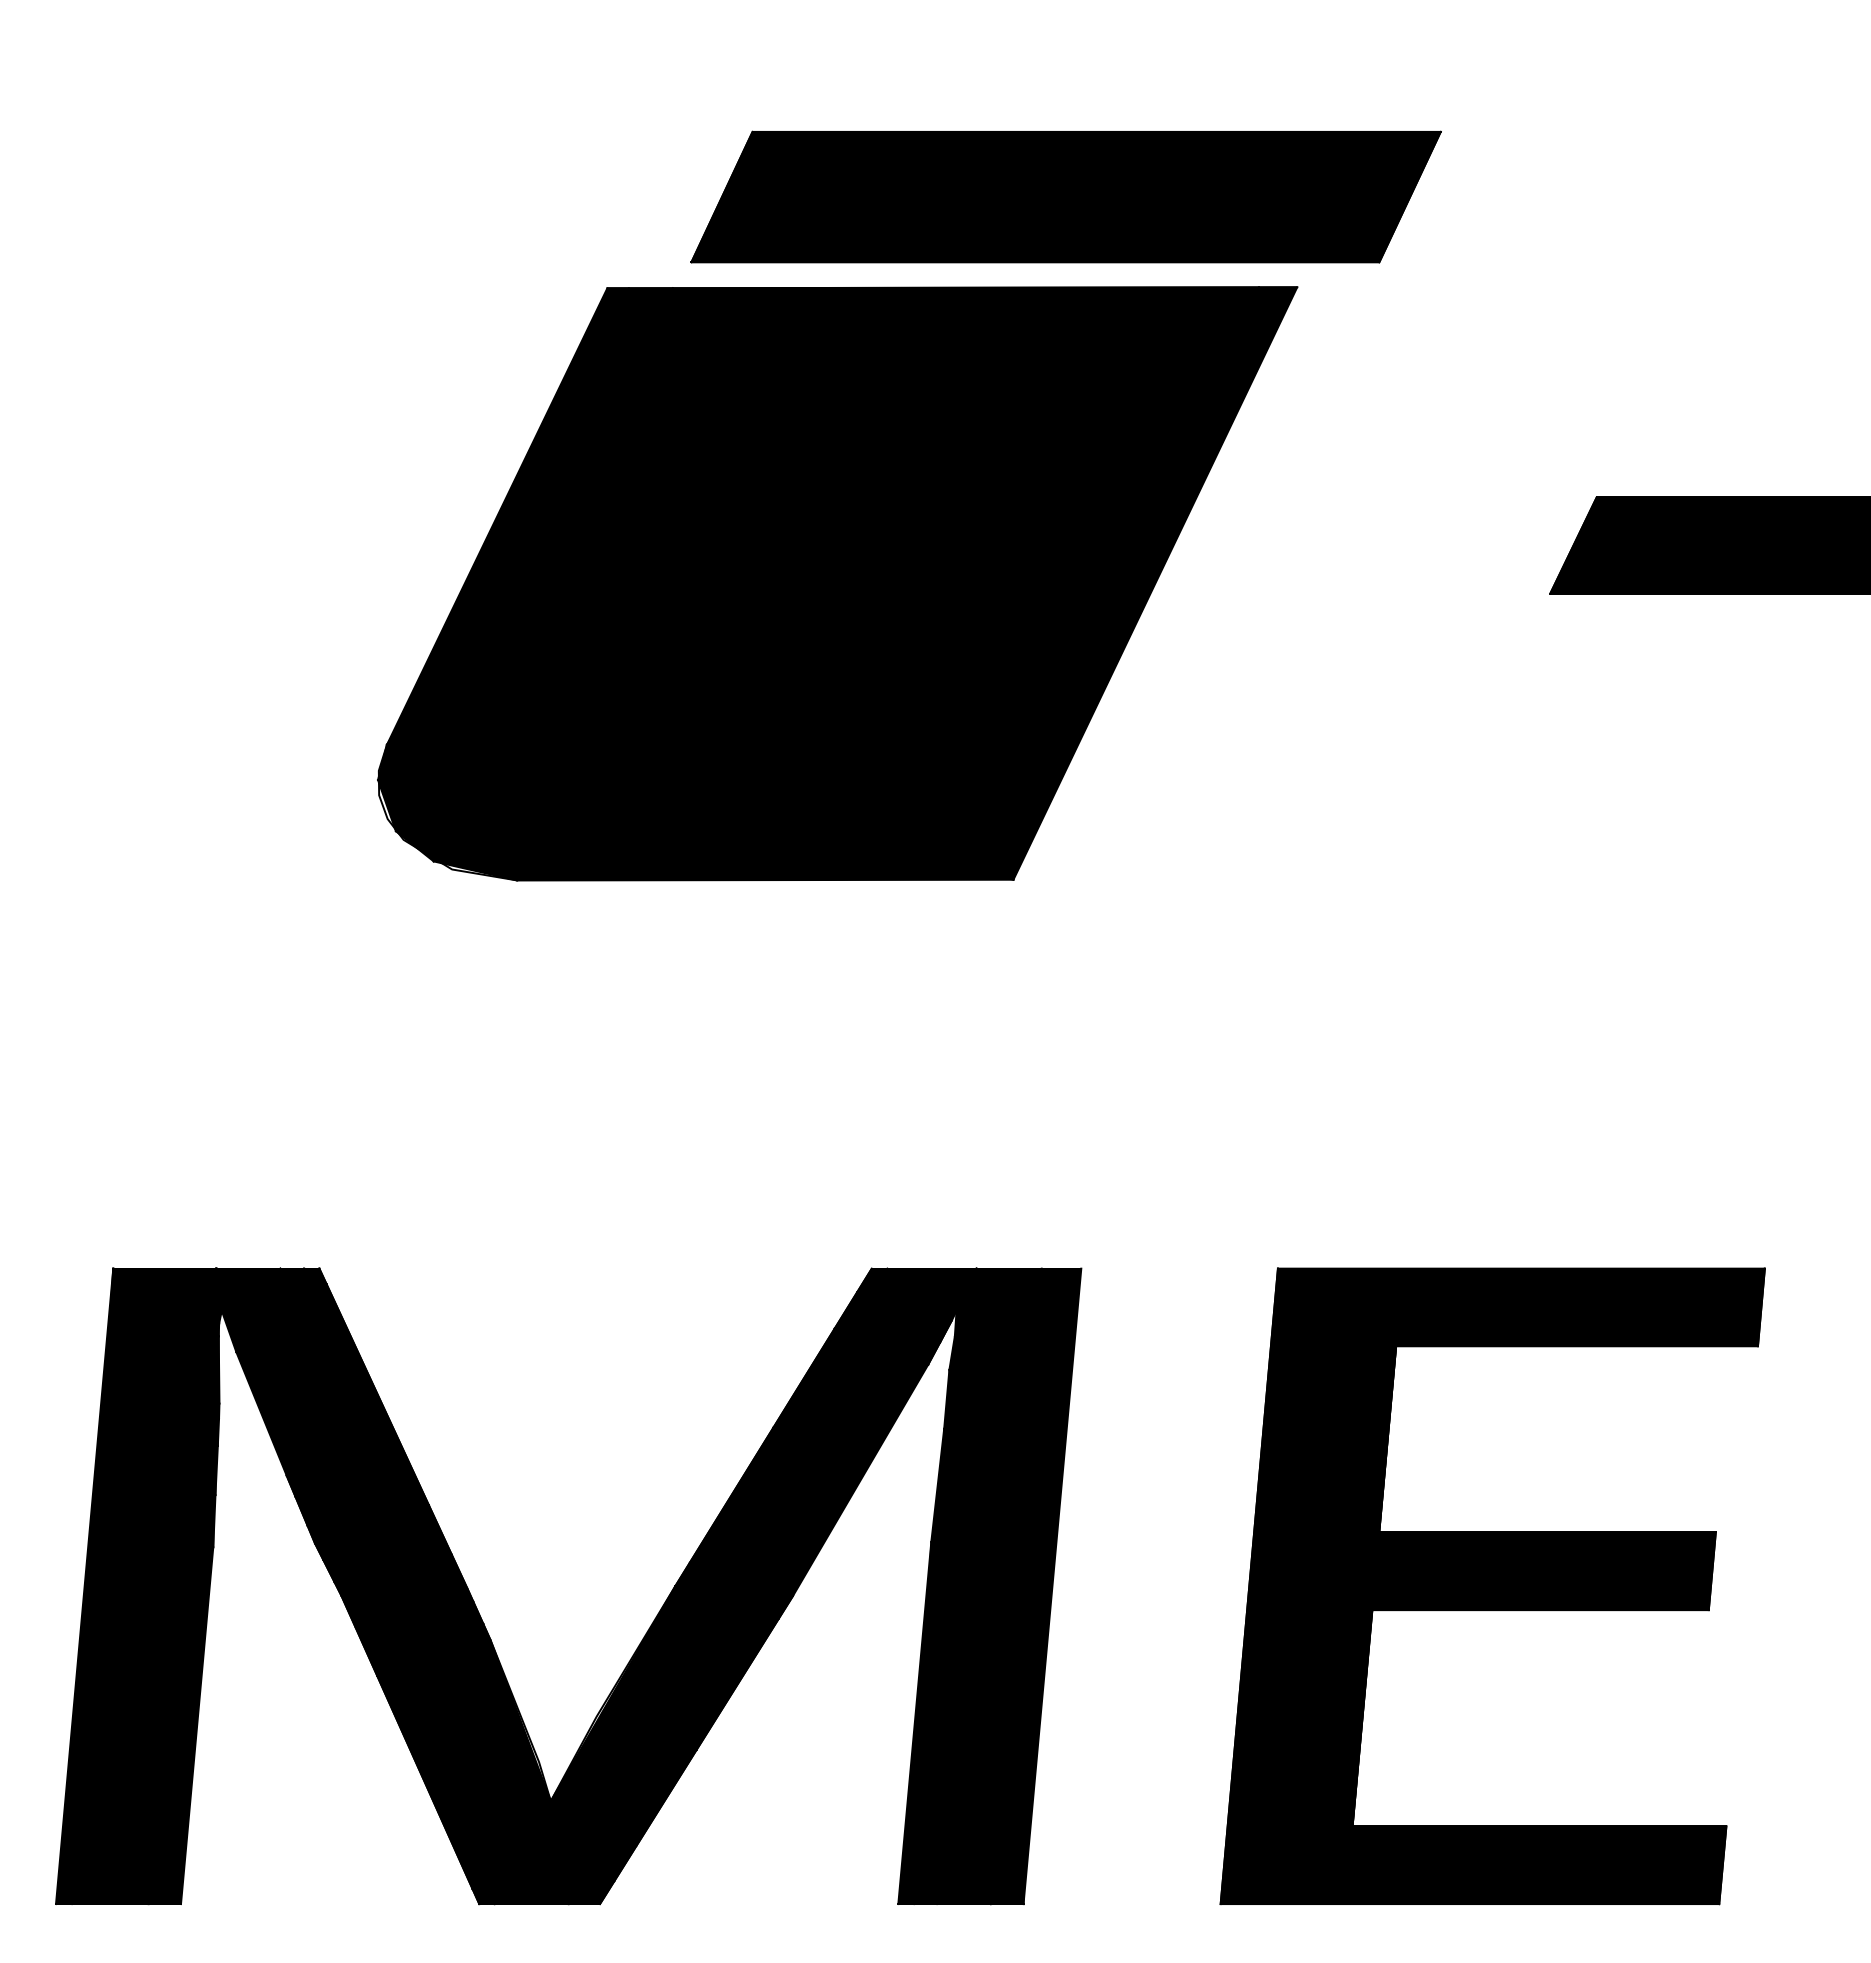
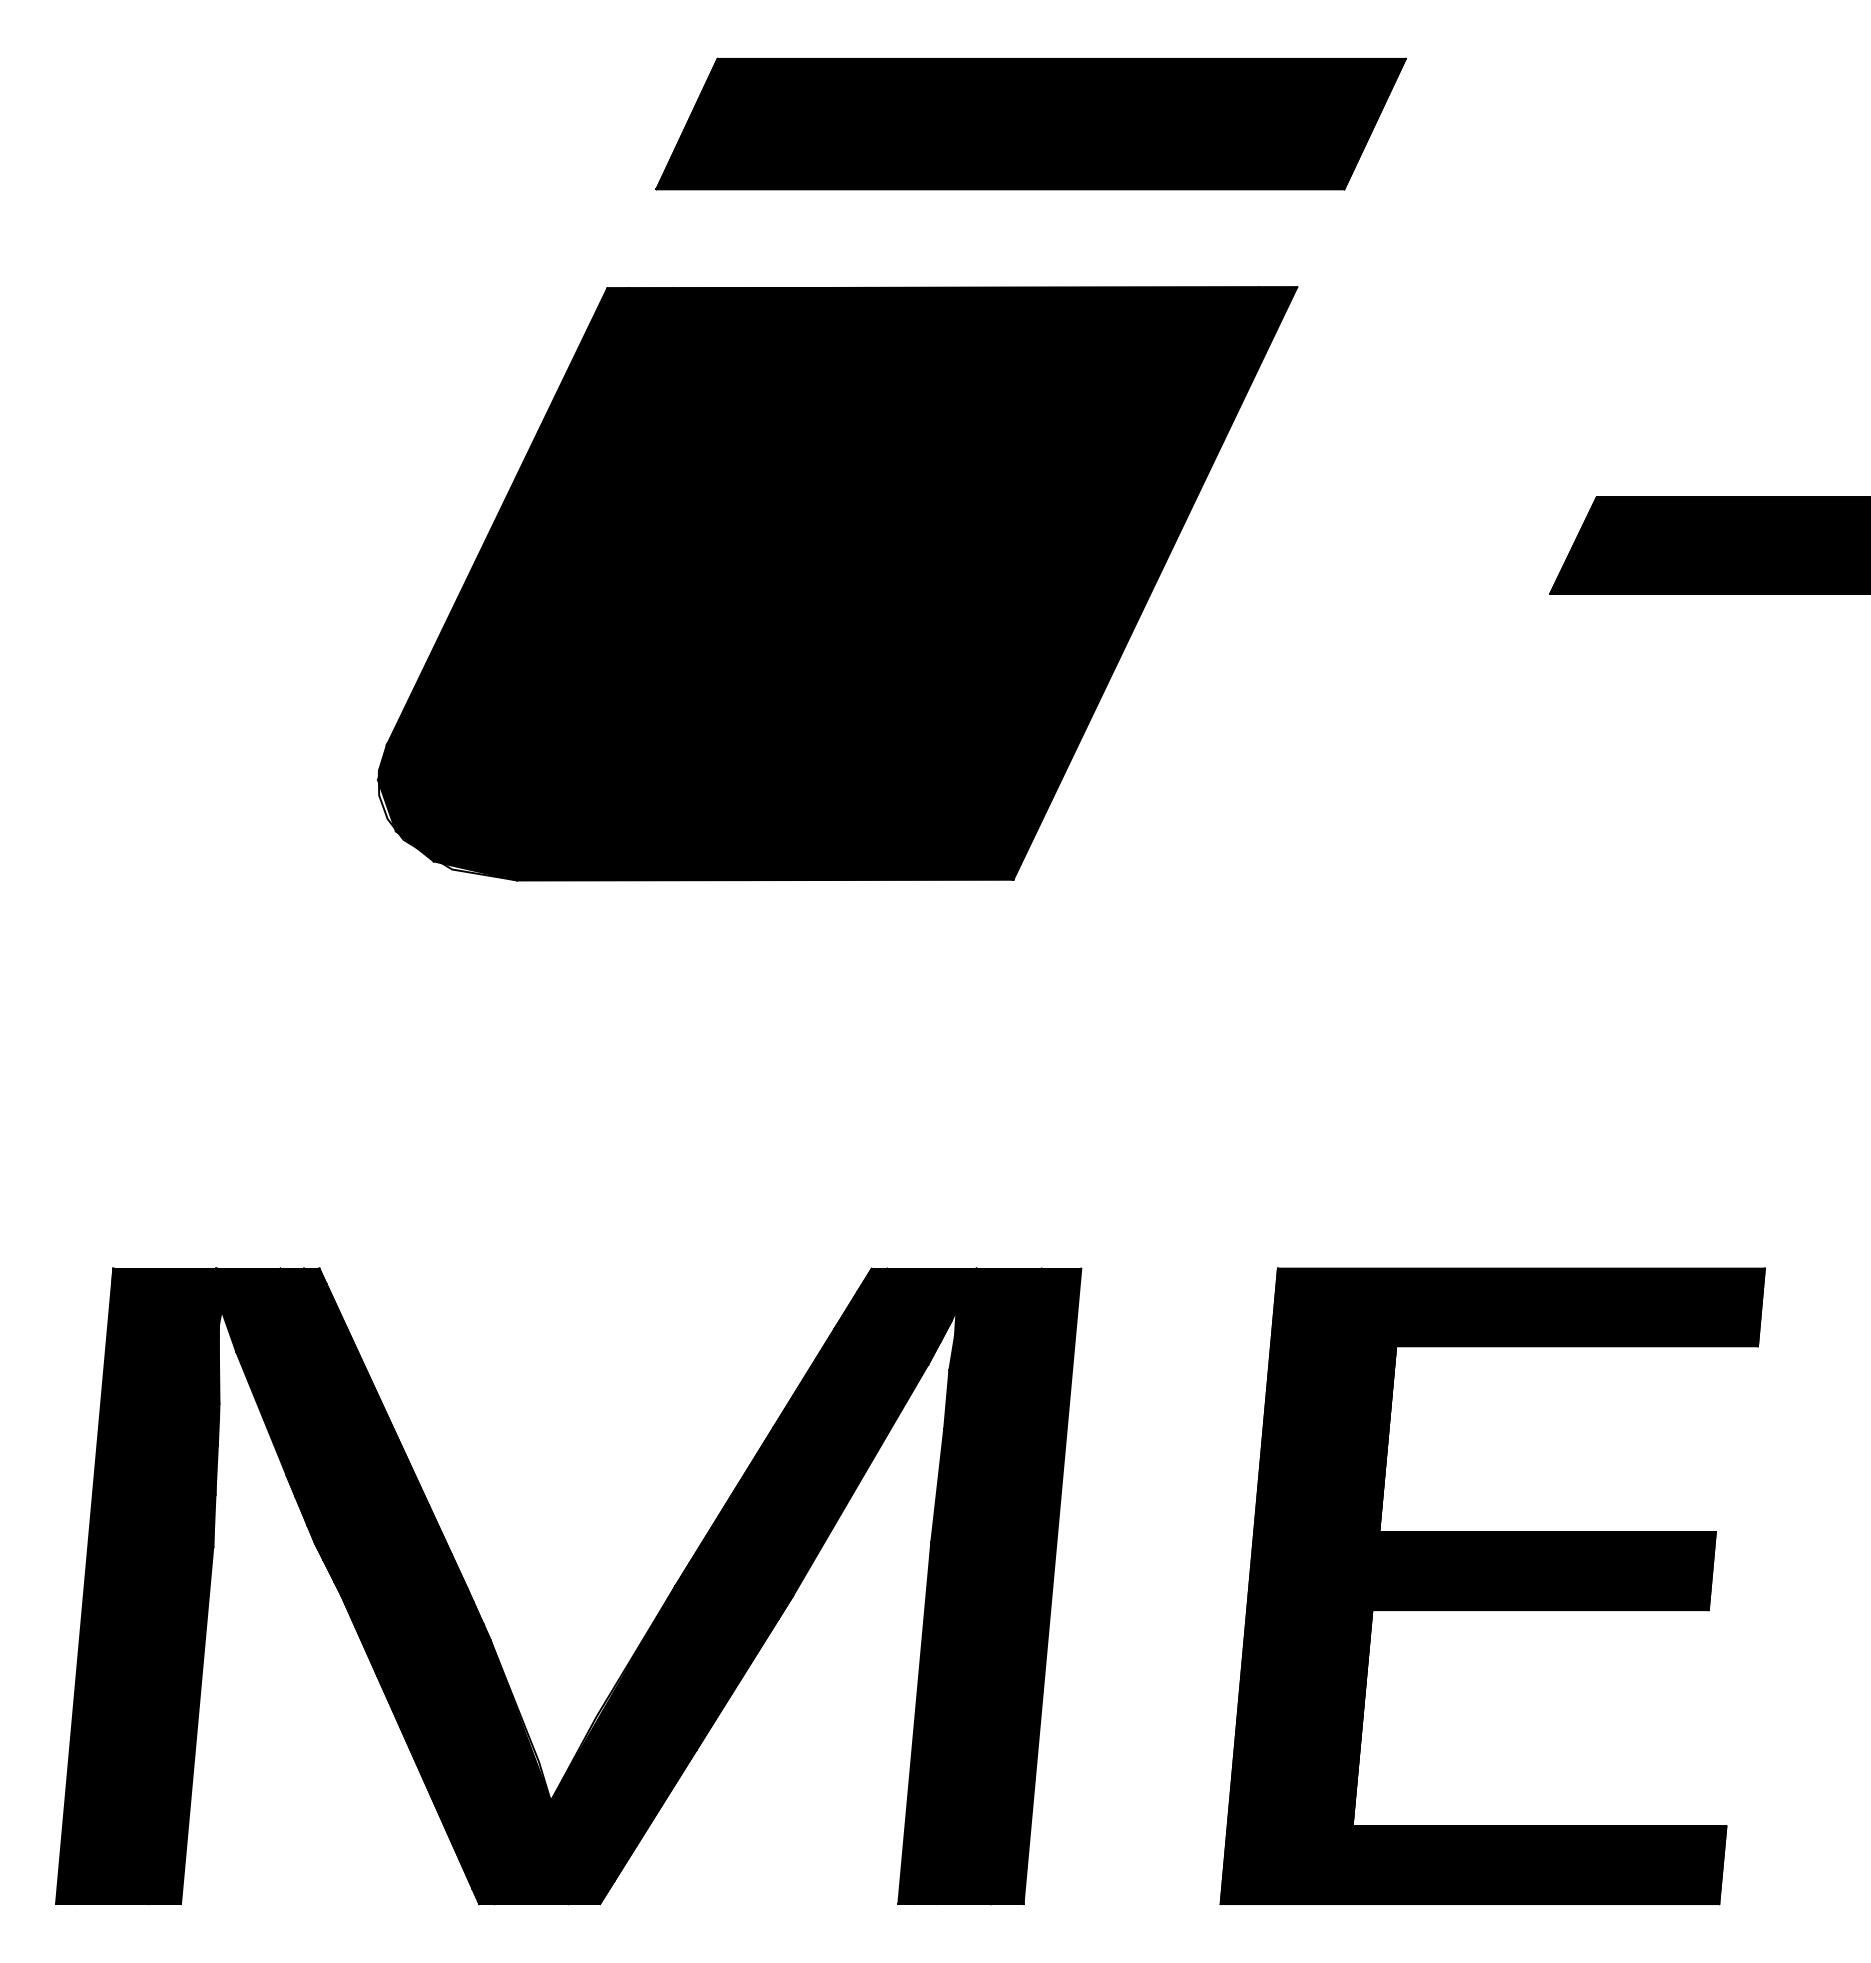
part position: (1065, 196) -> (1030, 123) (1030, 123)
